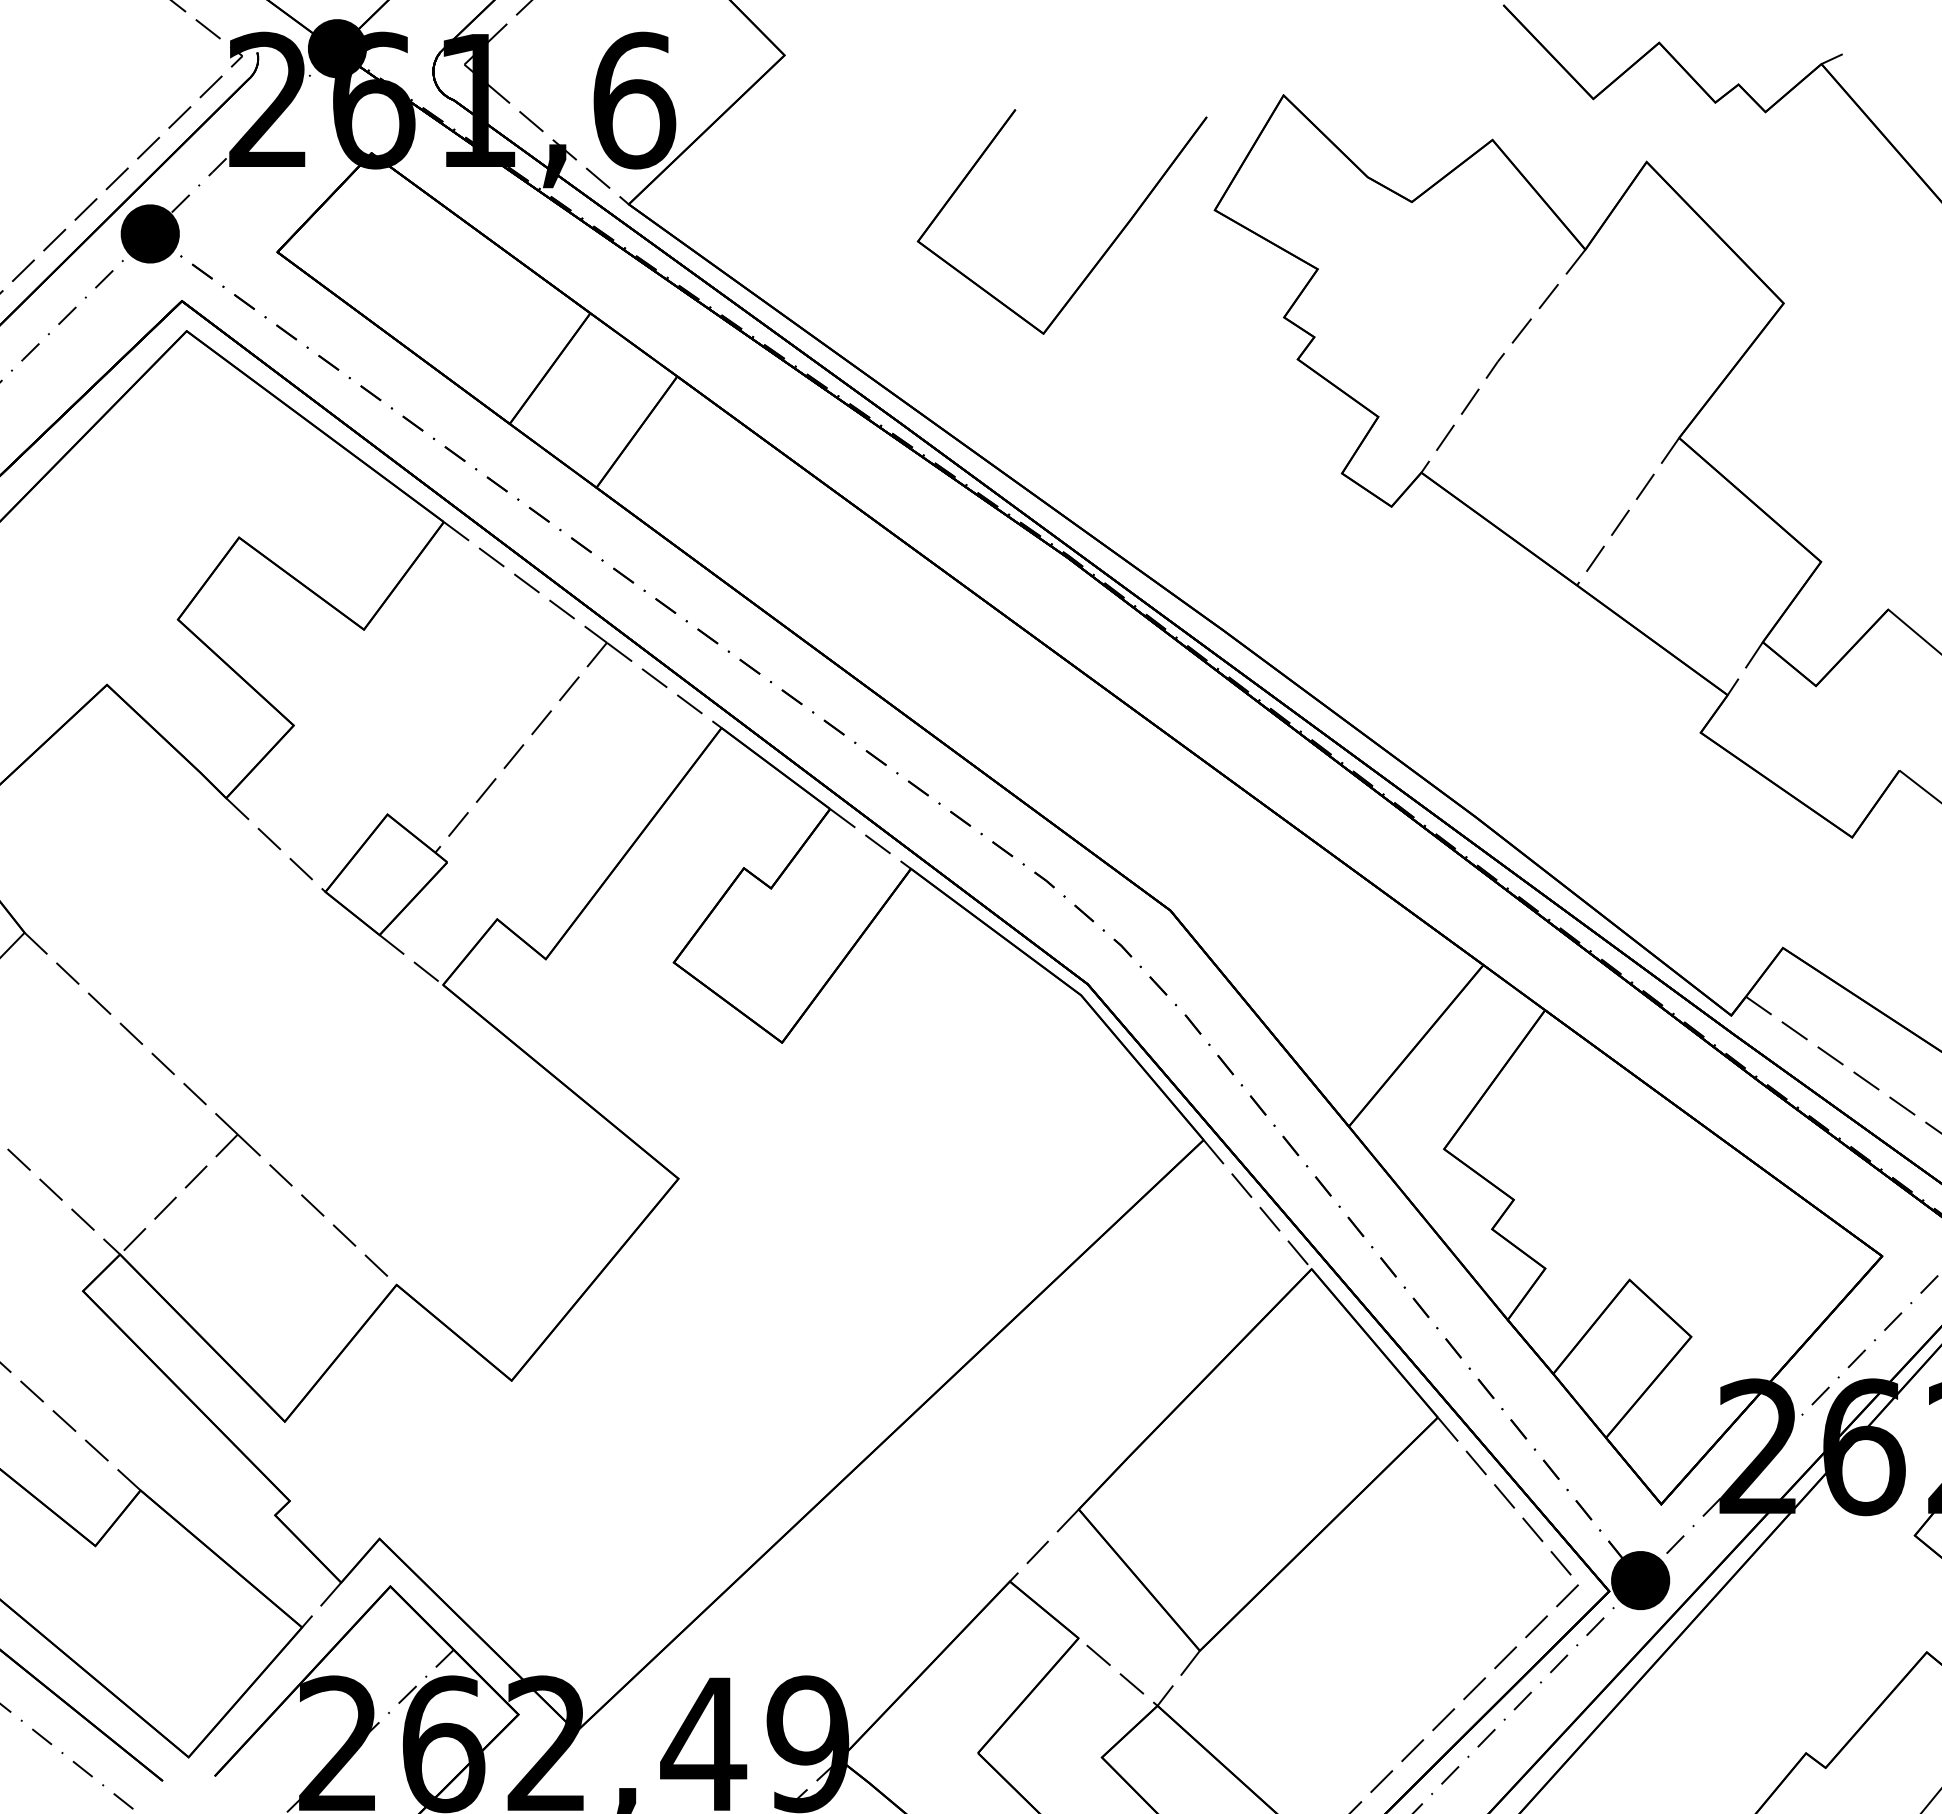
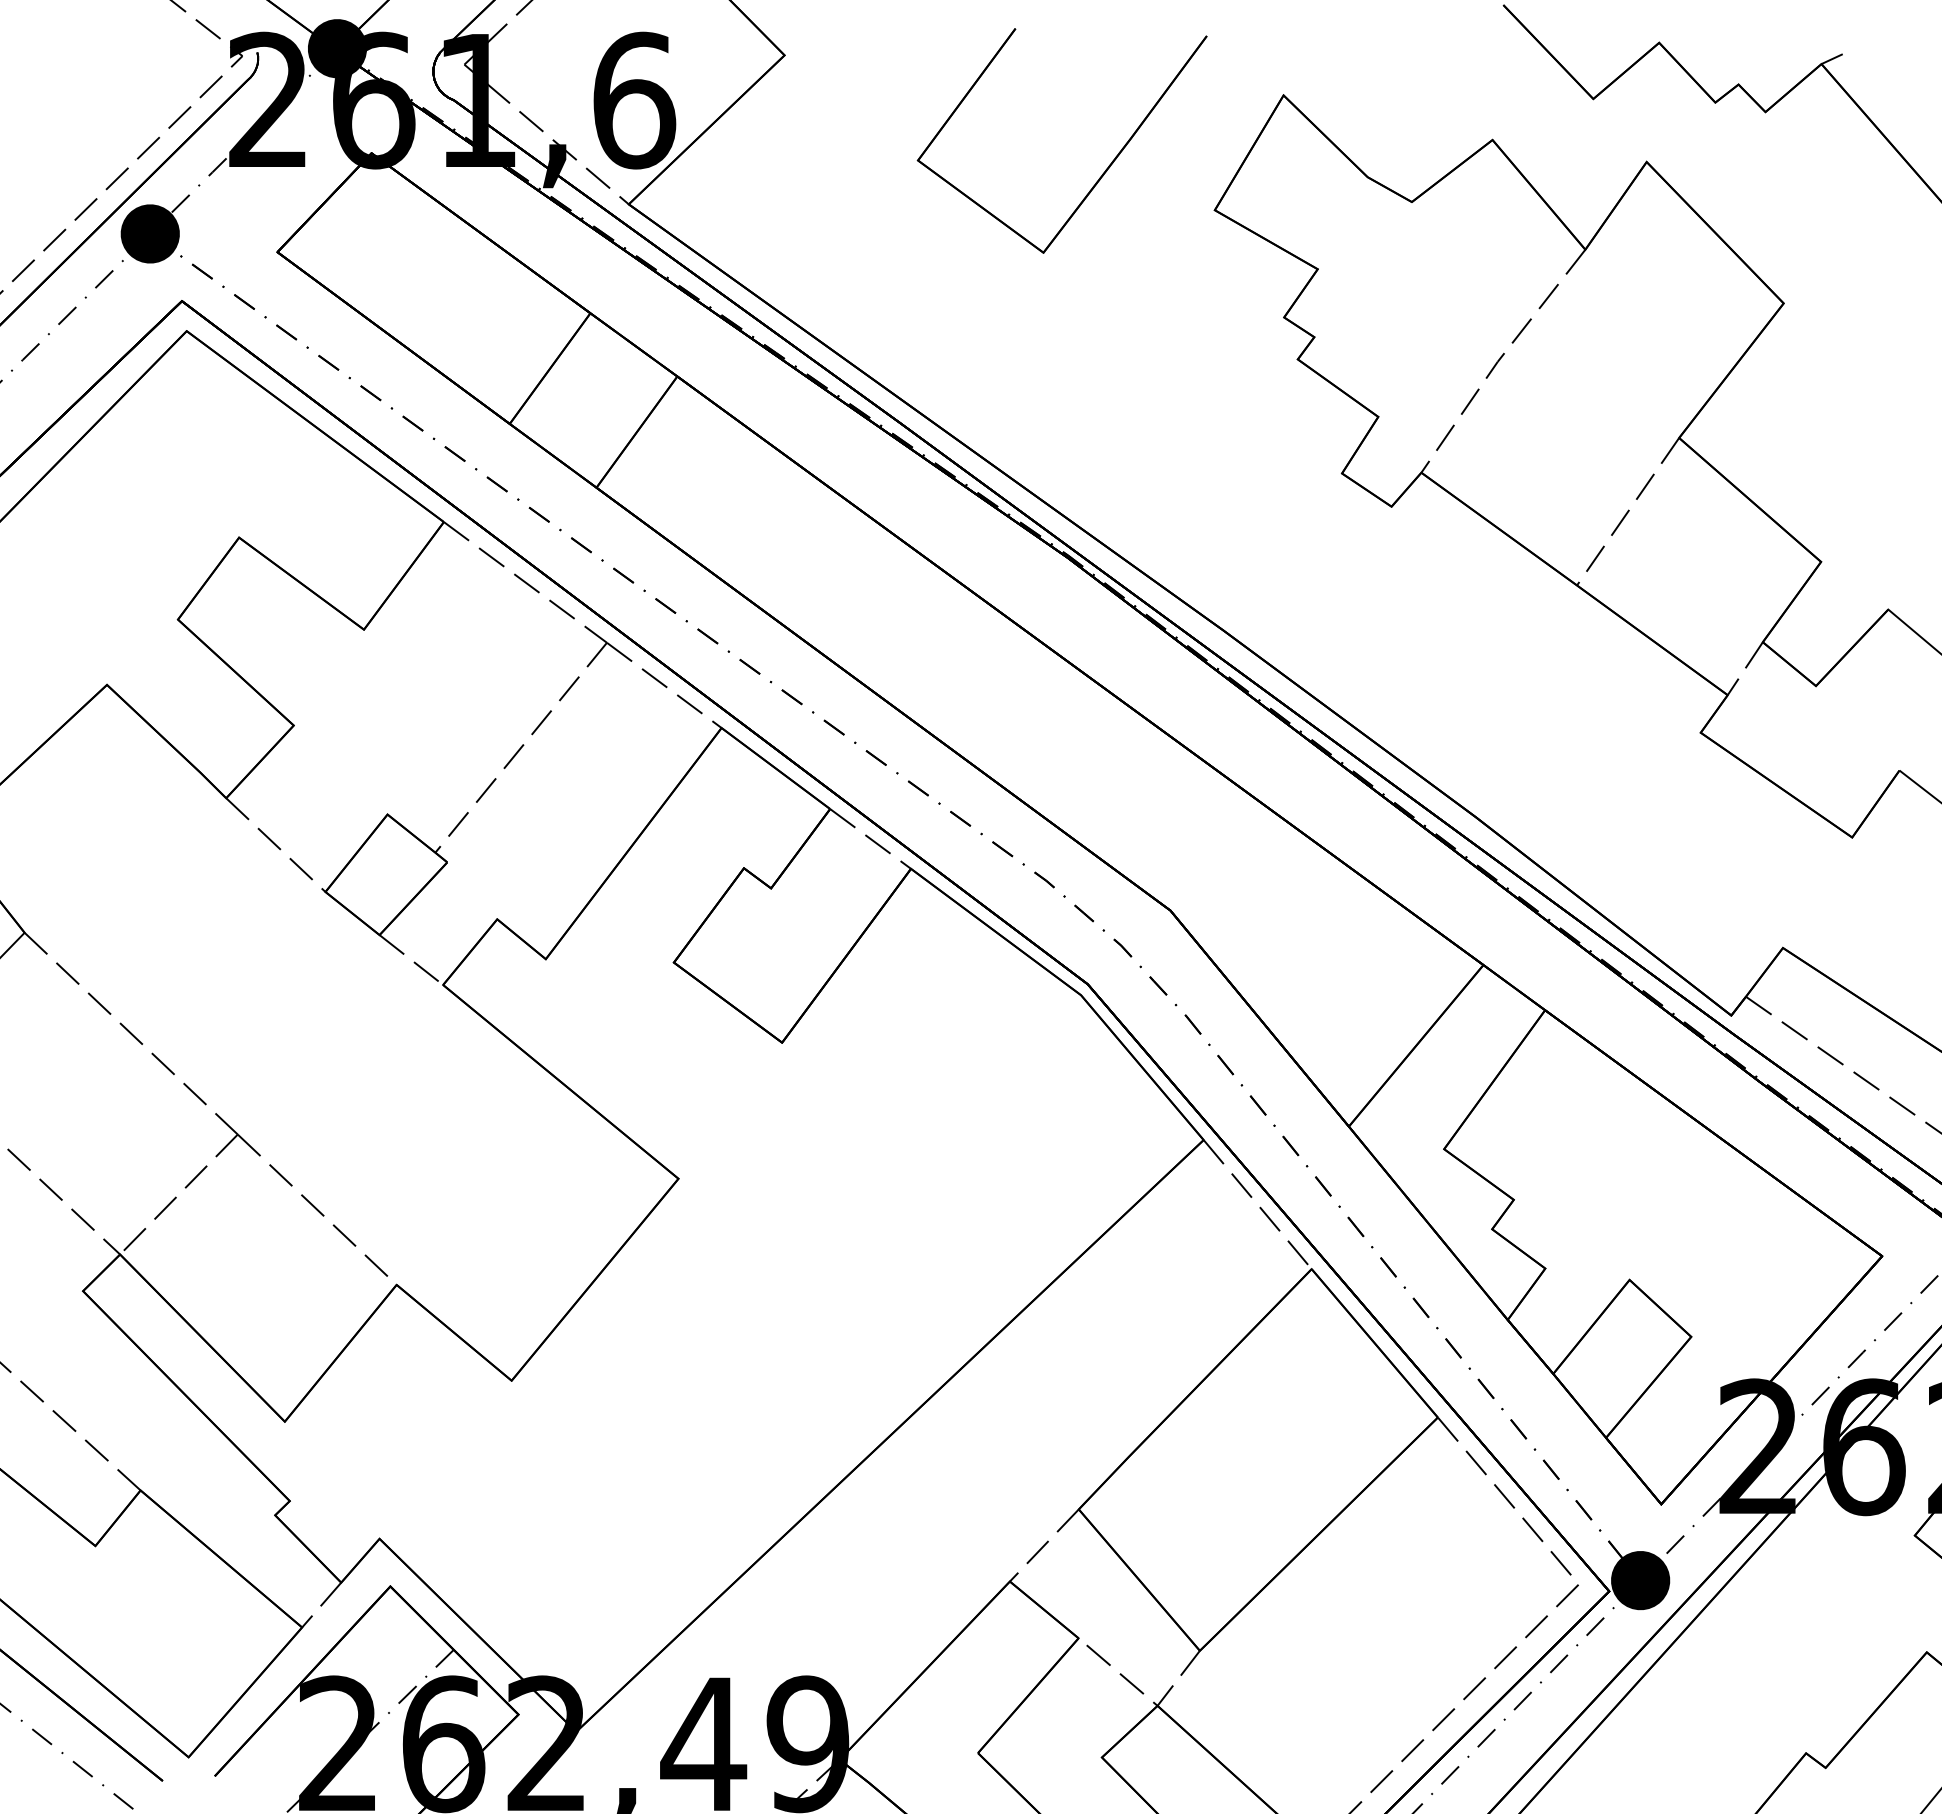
part position: (1102, 254) -> (1102, 173) (1102, 173)
